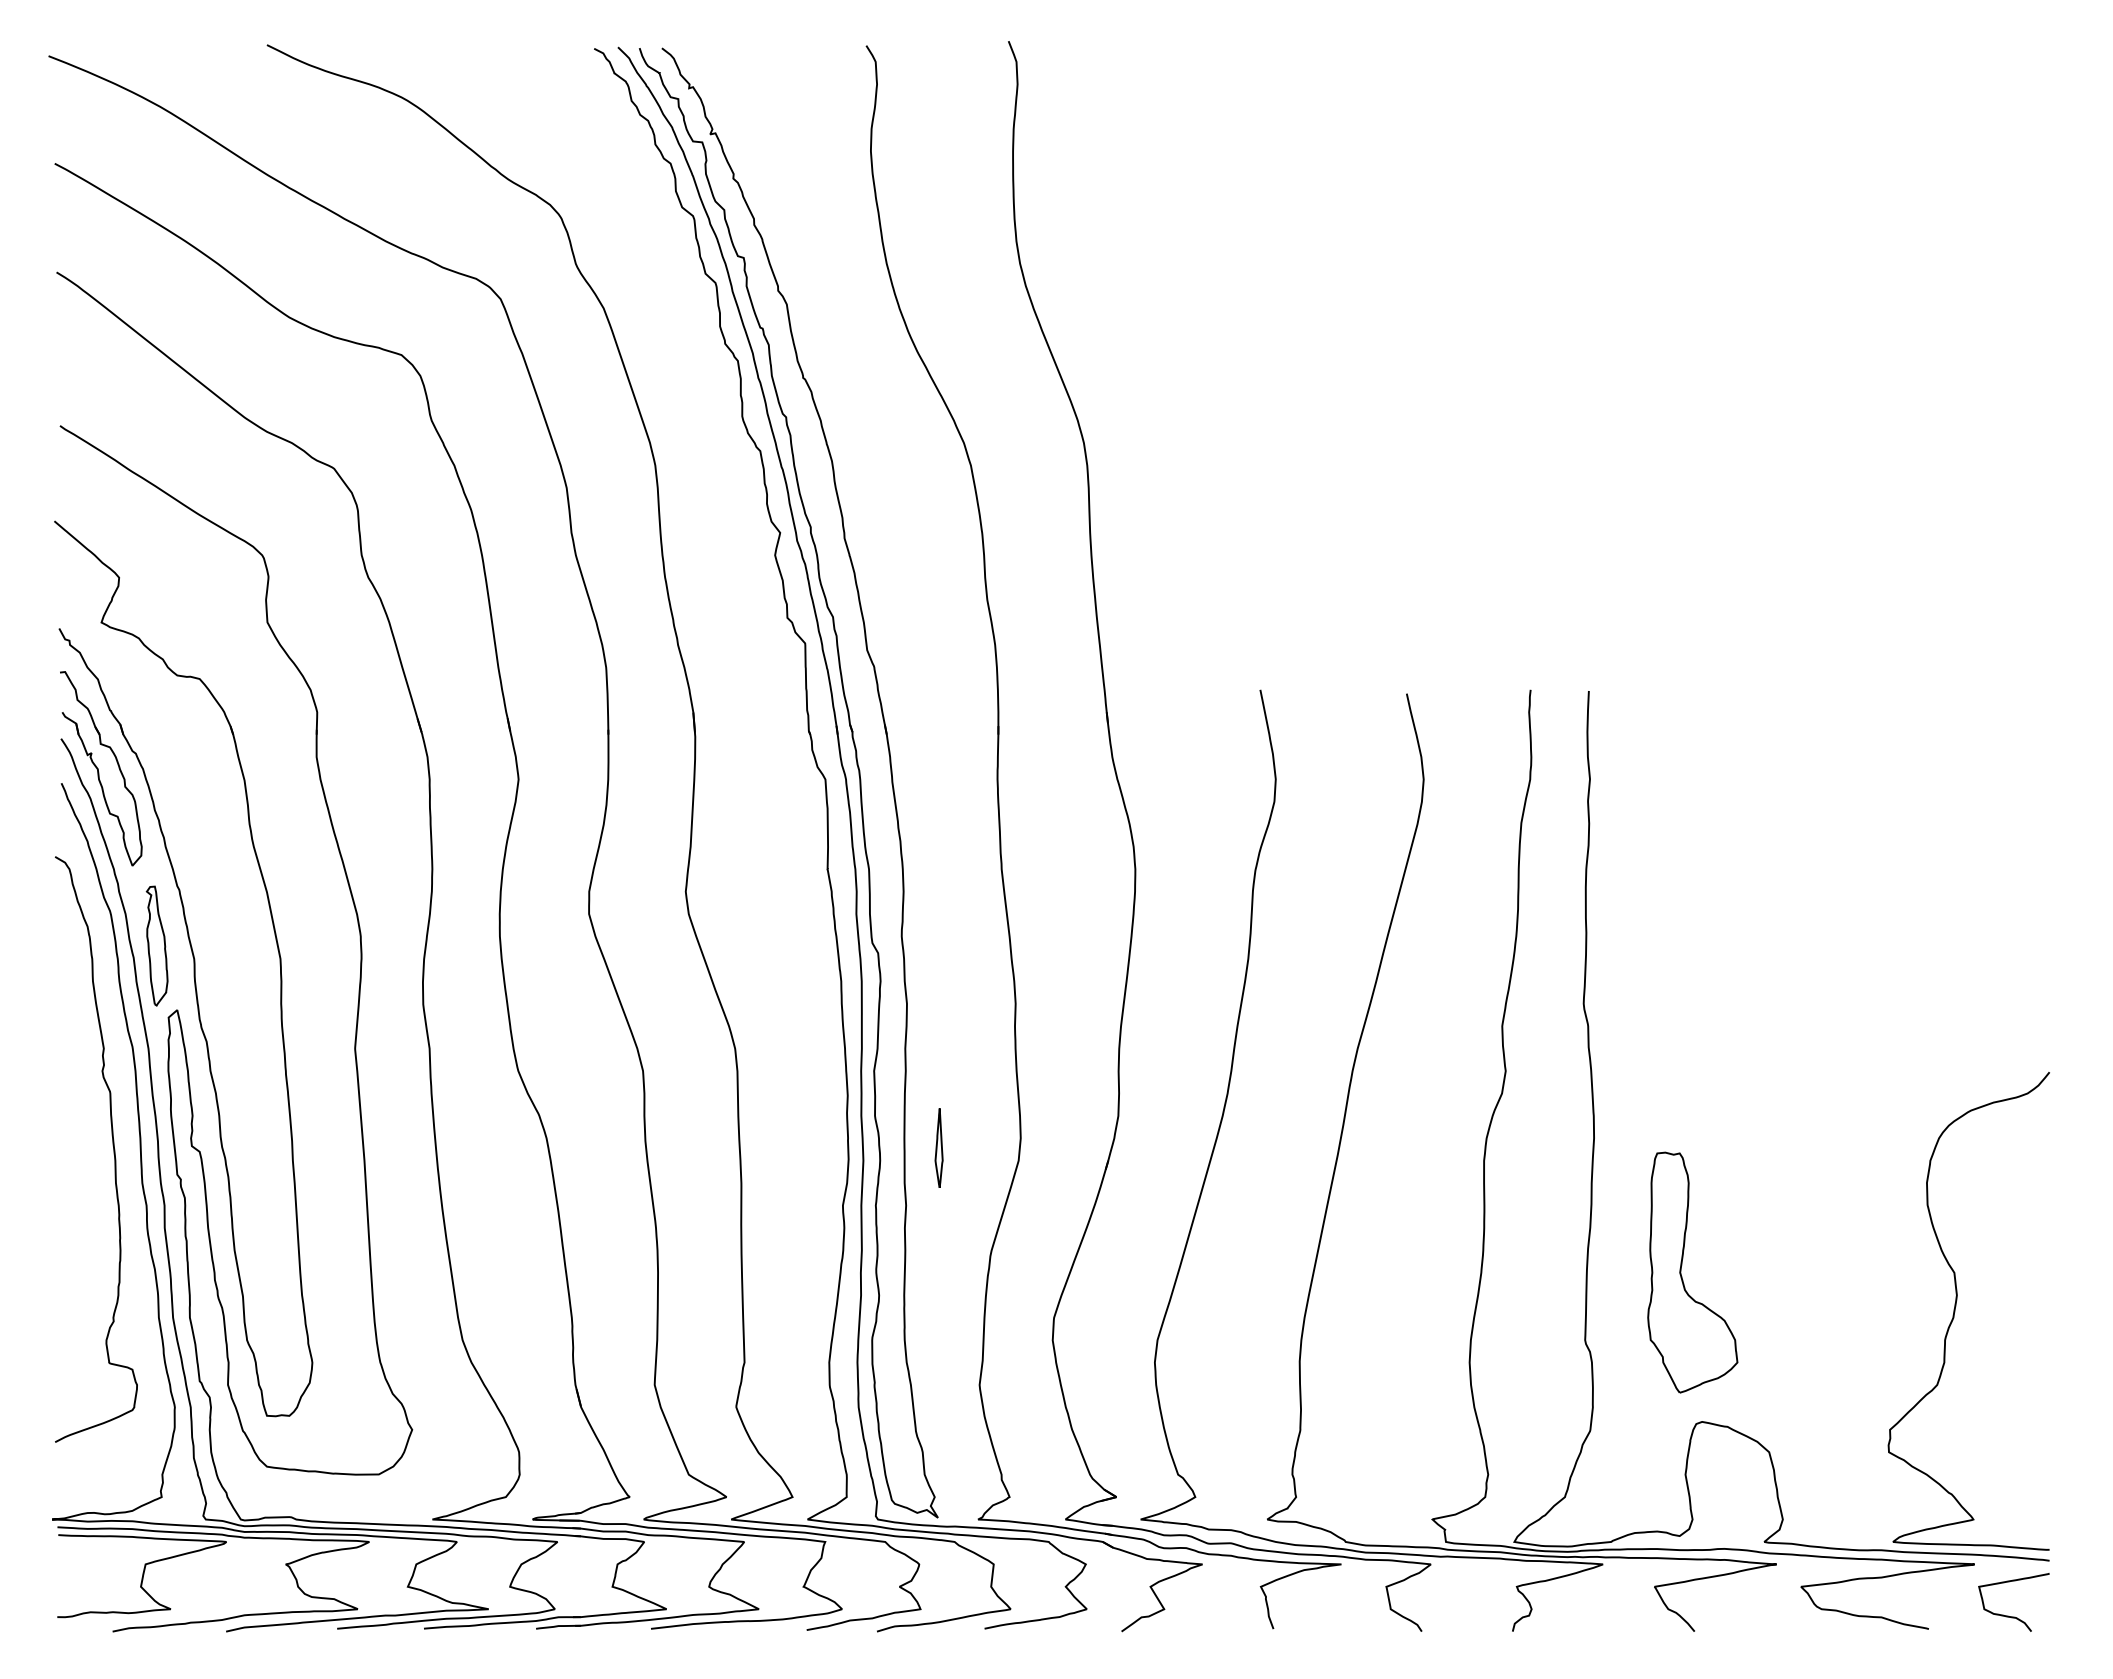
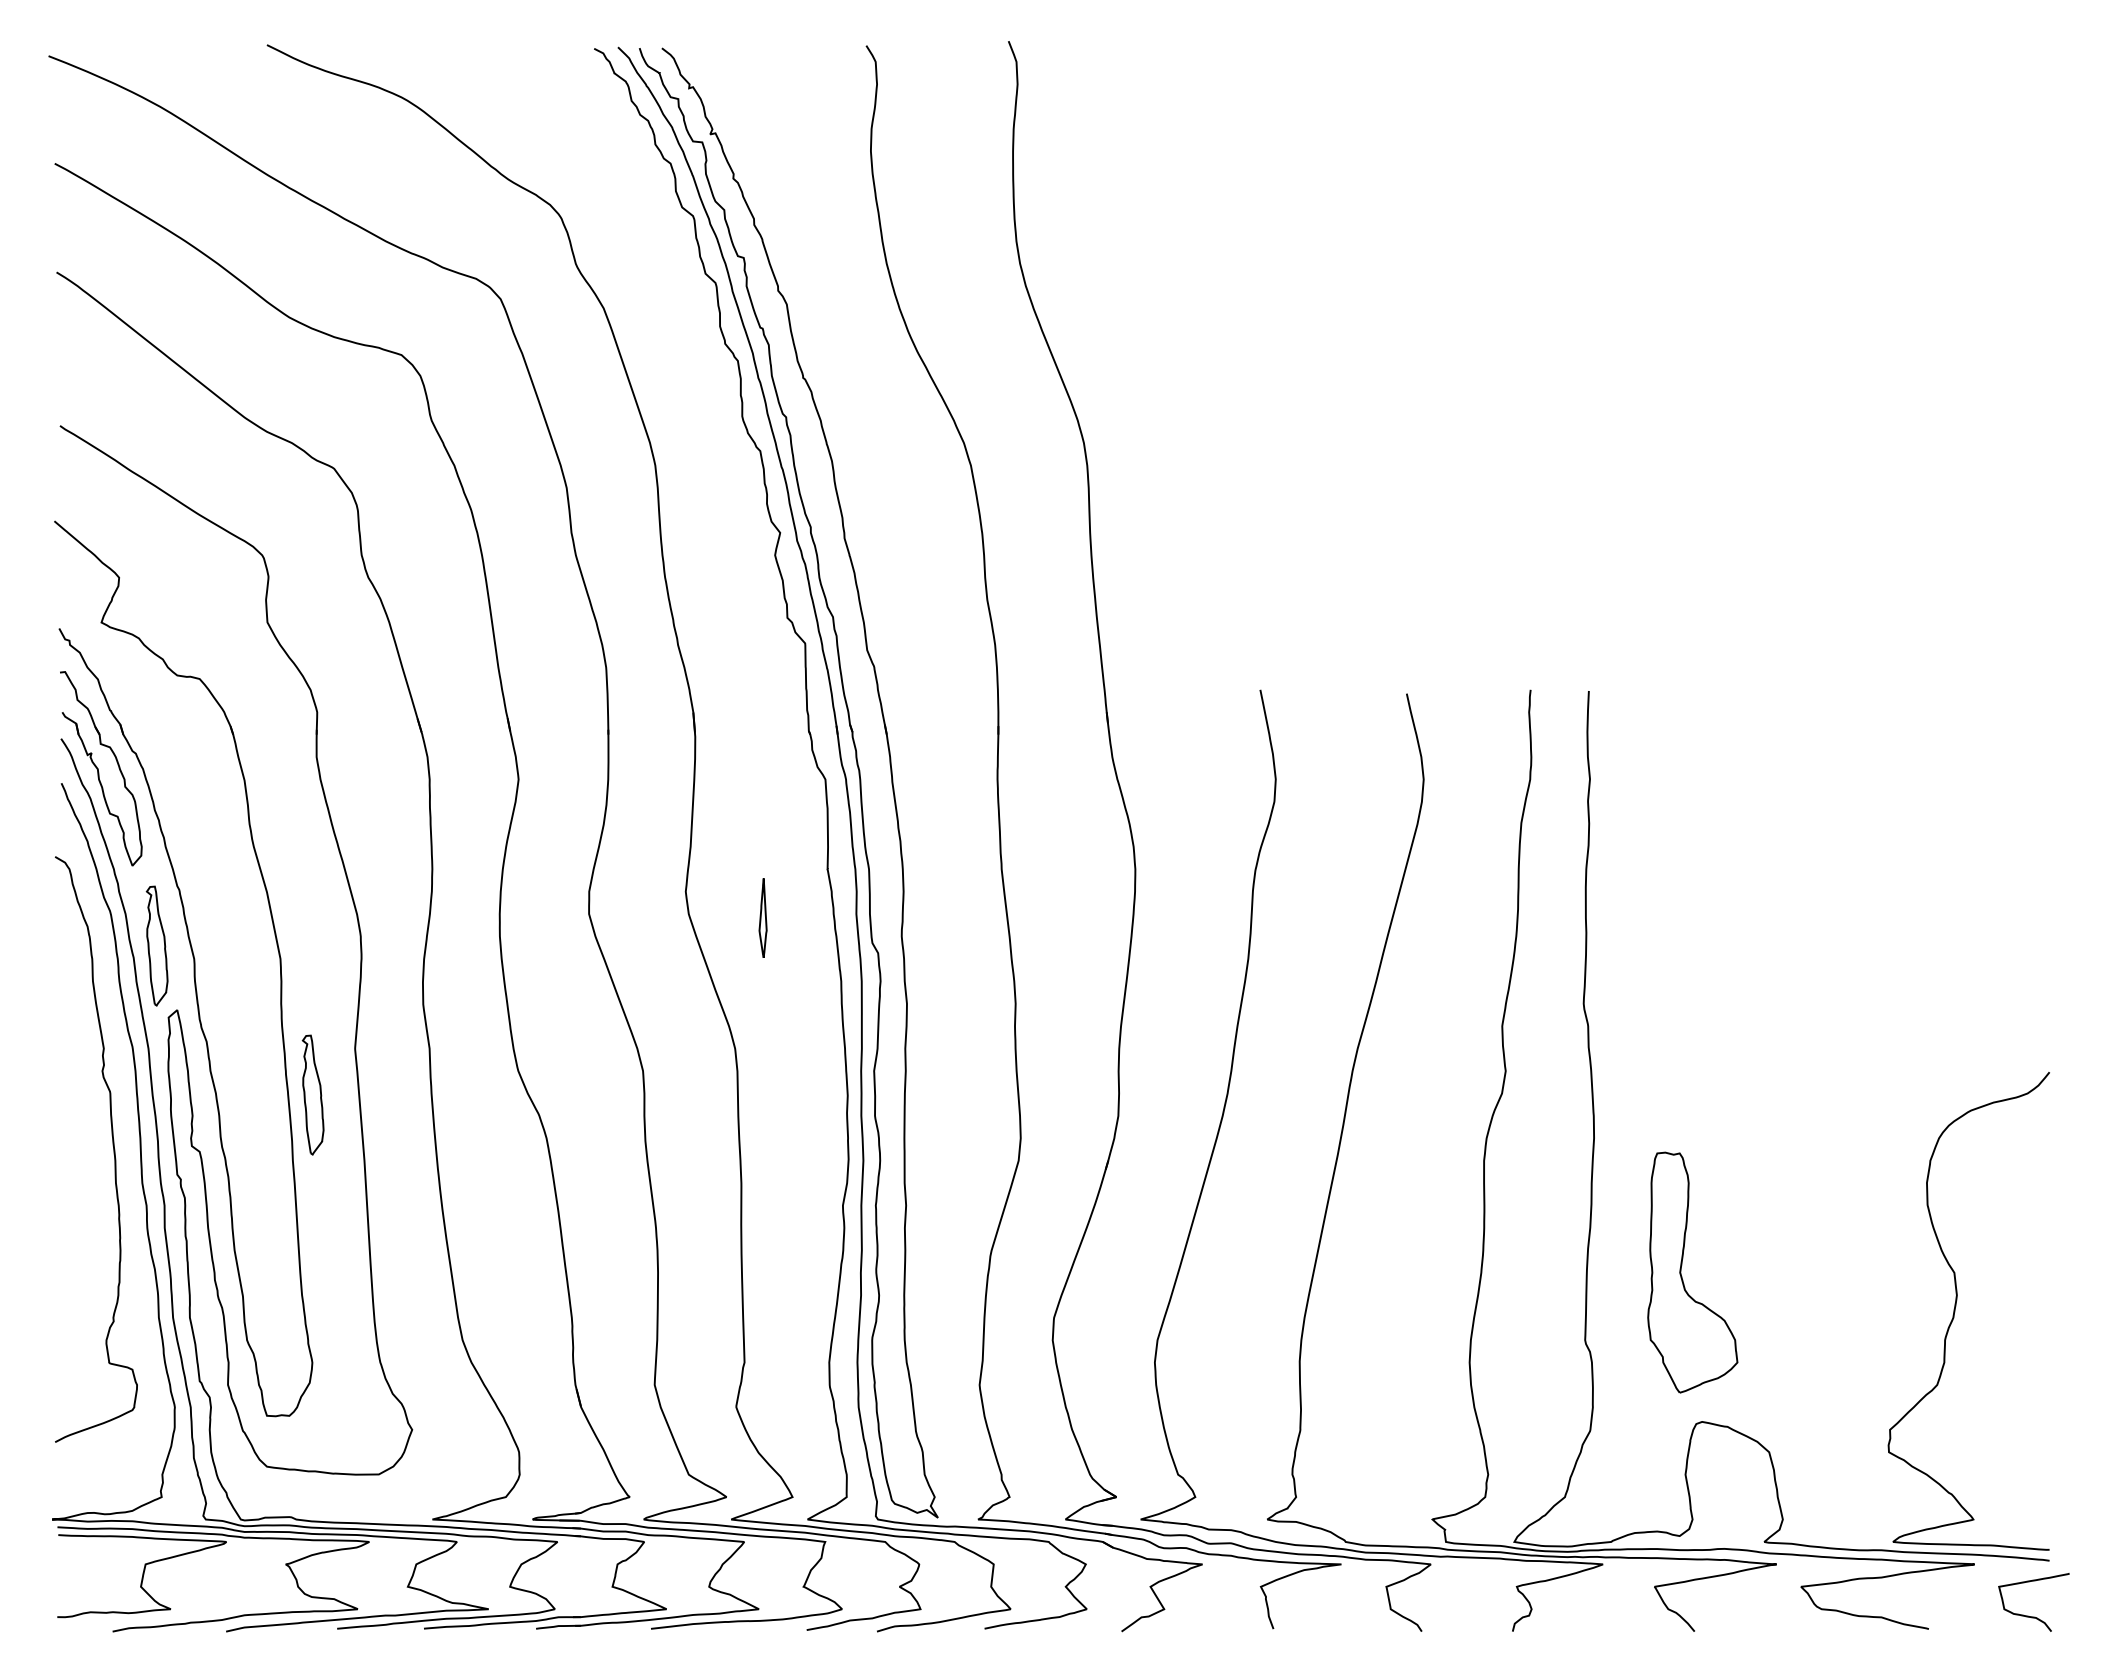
part: none -> present (312, 1094)
part position: (938, 1147) -> (762, 917) (762, 917)
curve position: (2008, 1615) -> (2028, 1615) (2028, 1615)
